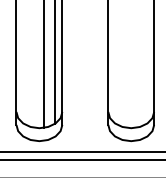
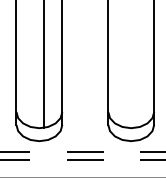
line: present -> none (55, 62)
line: solid -> dashed (83, 151)
line: solid -> dashed (83, 160)
